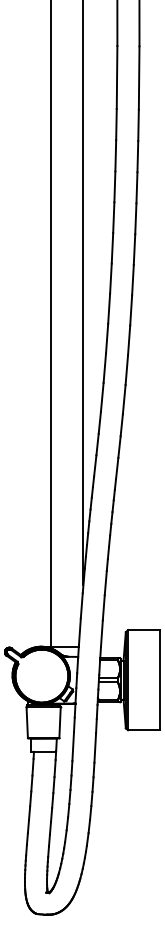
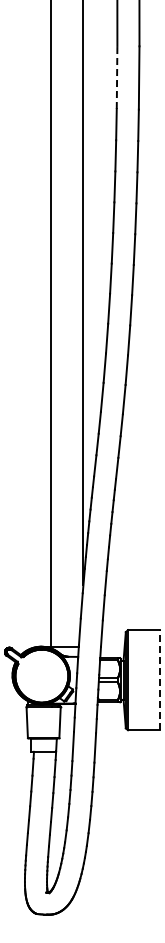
line: solid -> dashed (117, 77)
line: solid -> dashed (159, 679)
